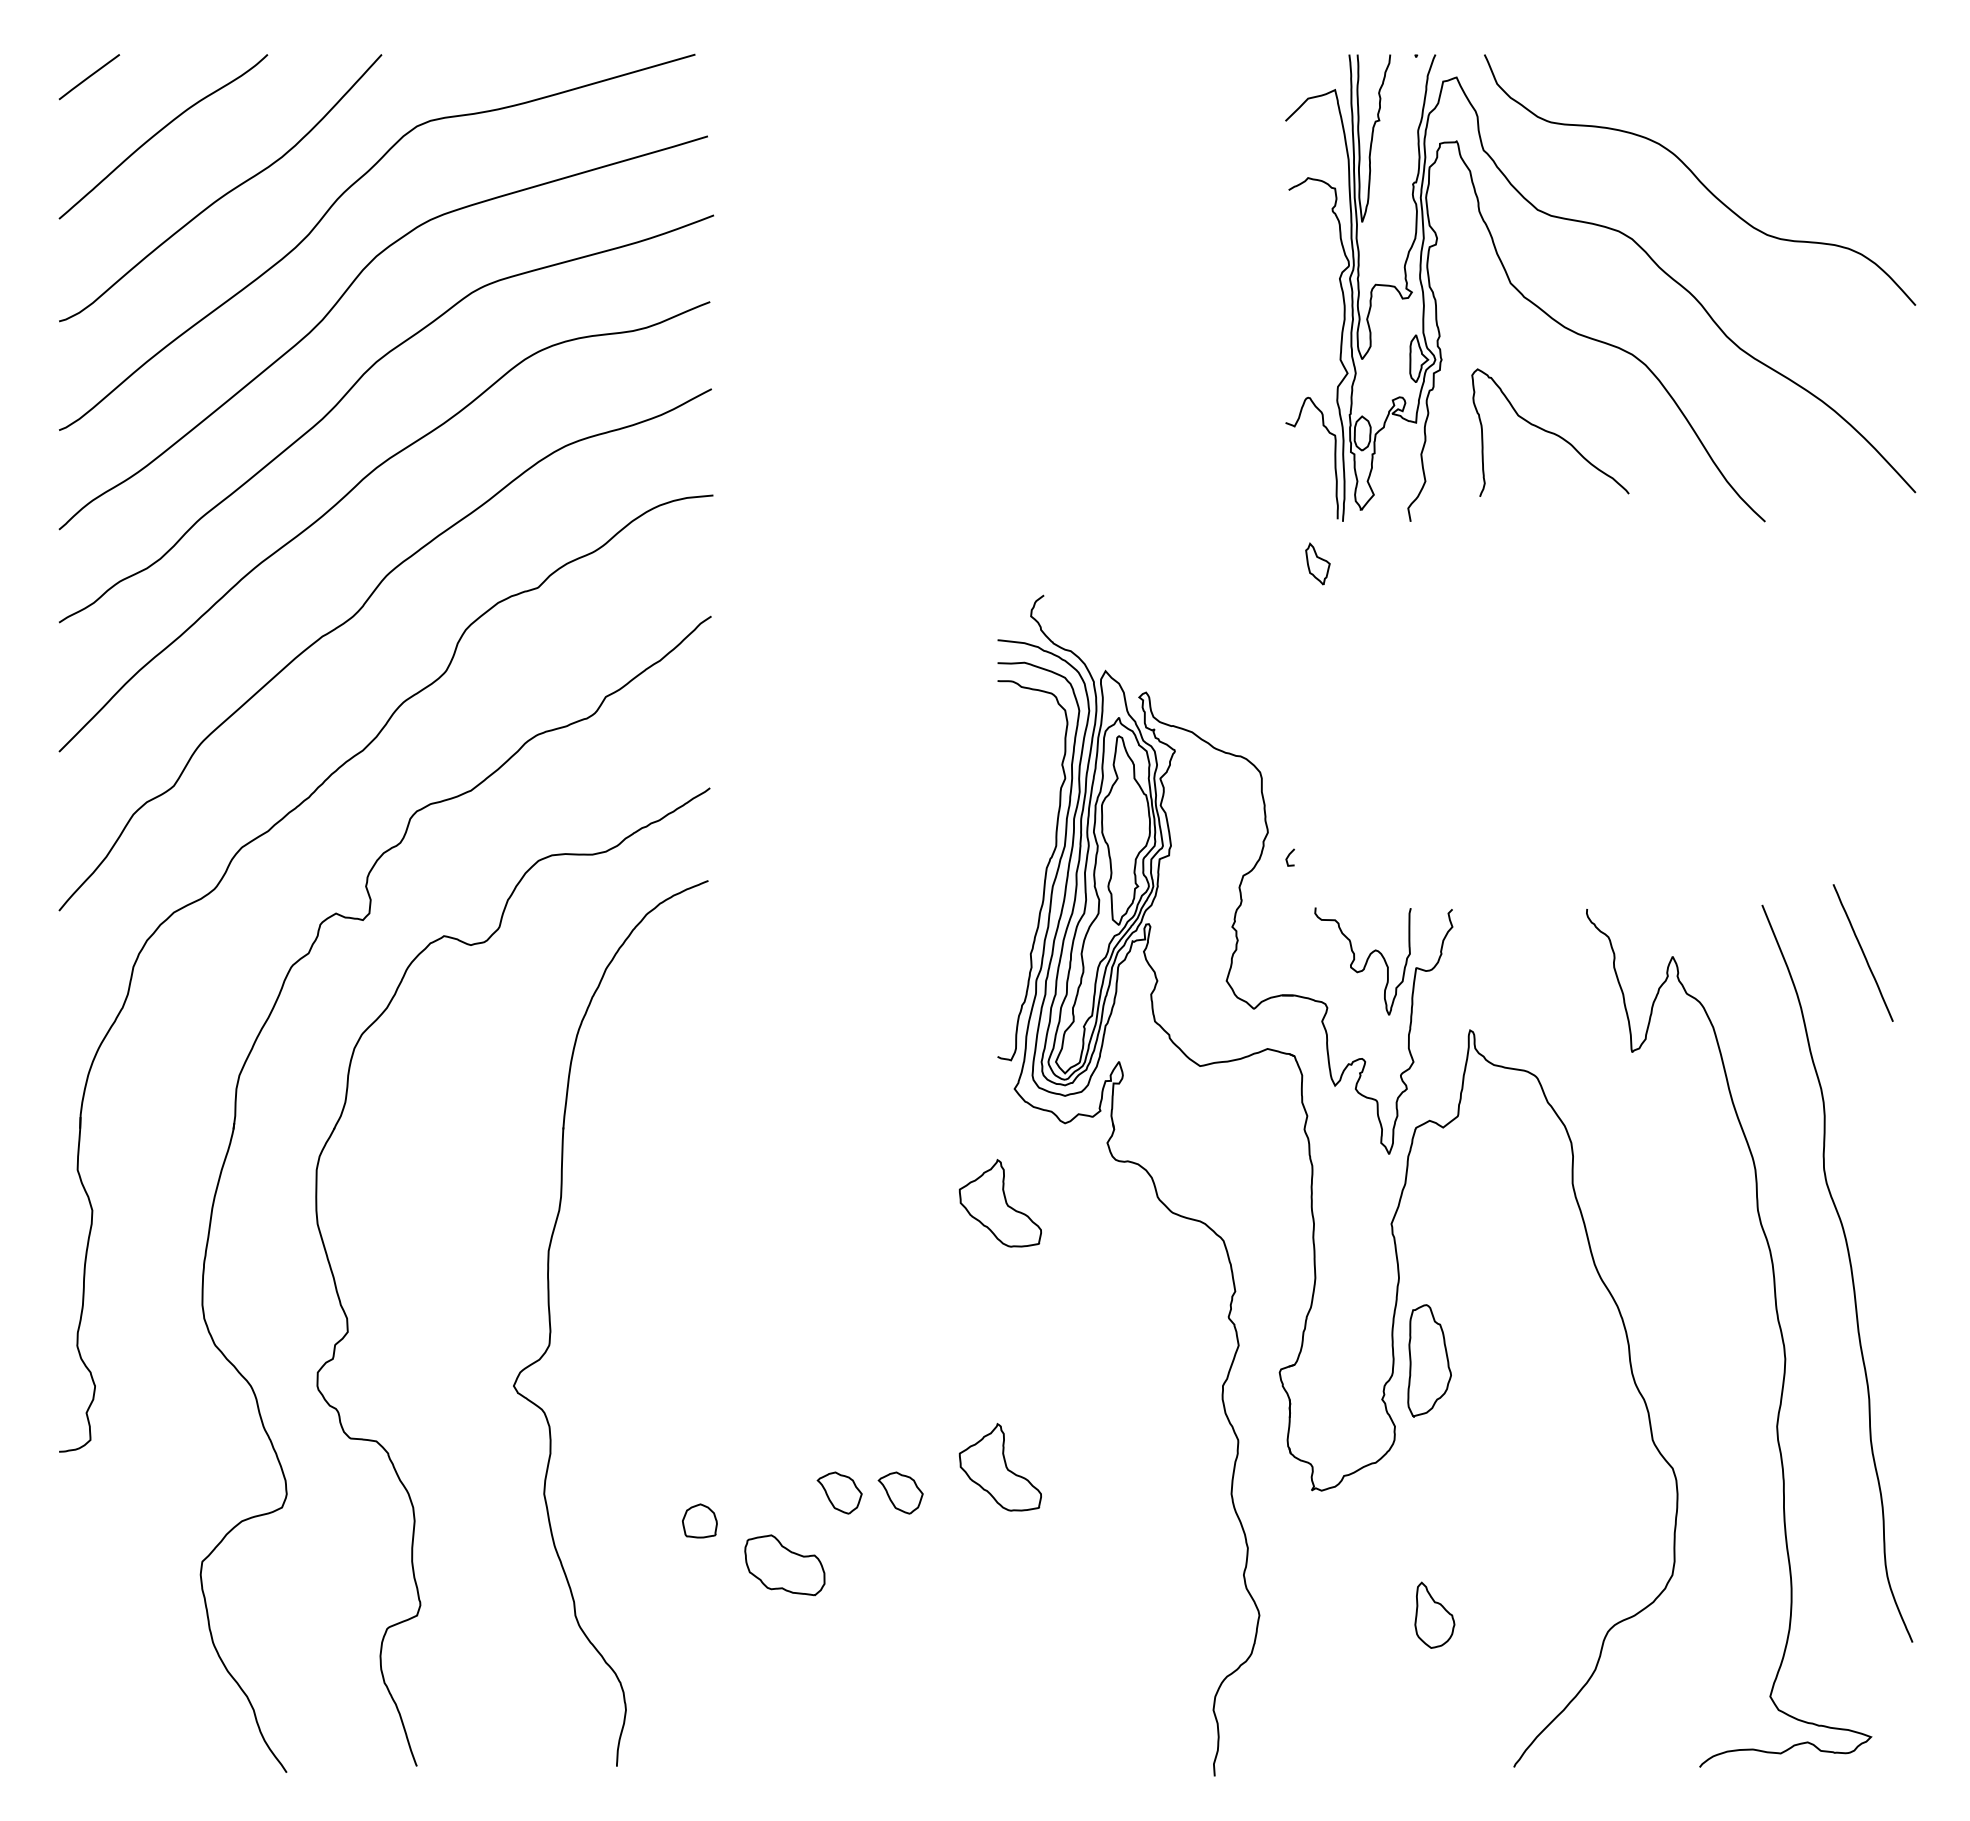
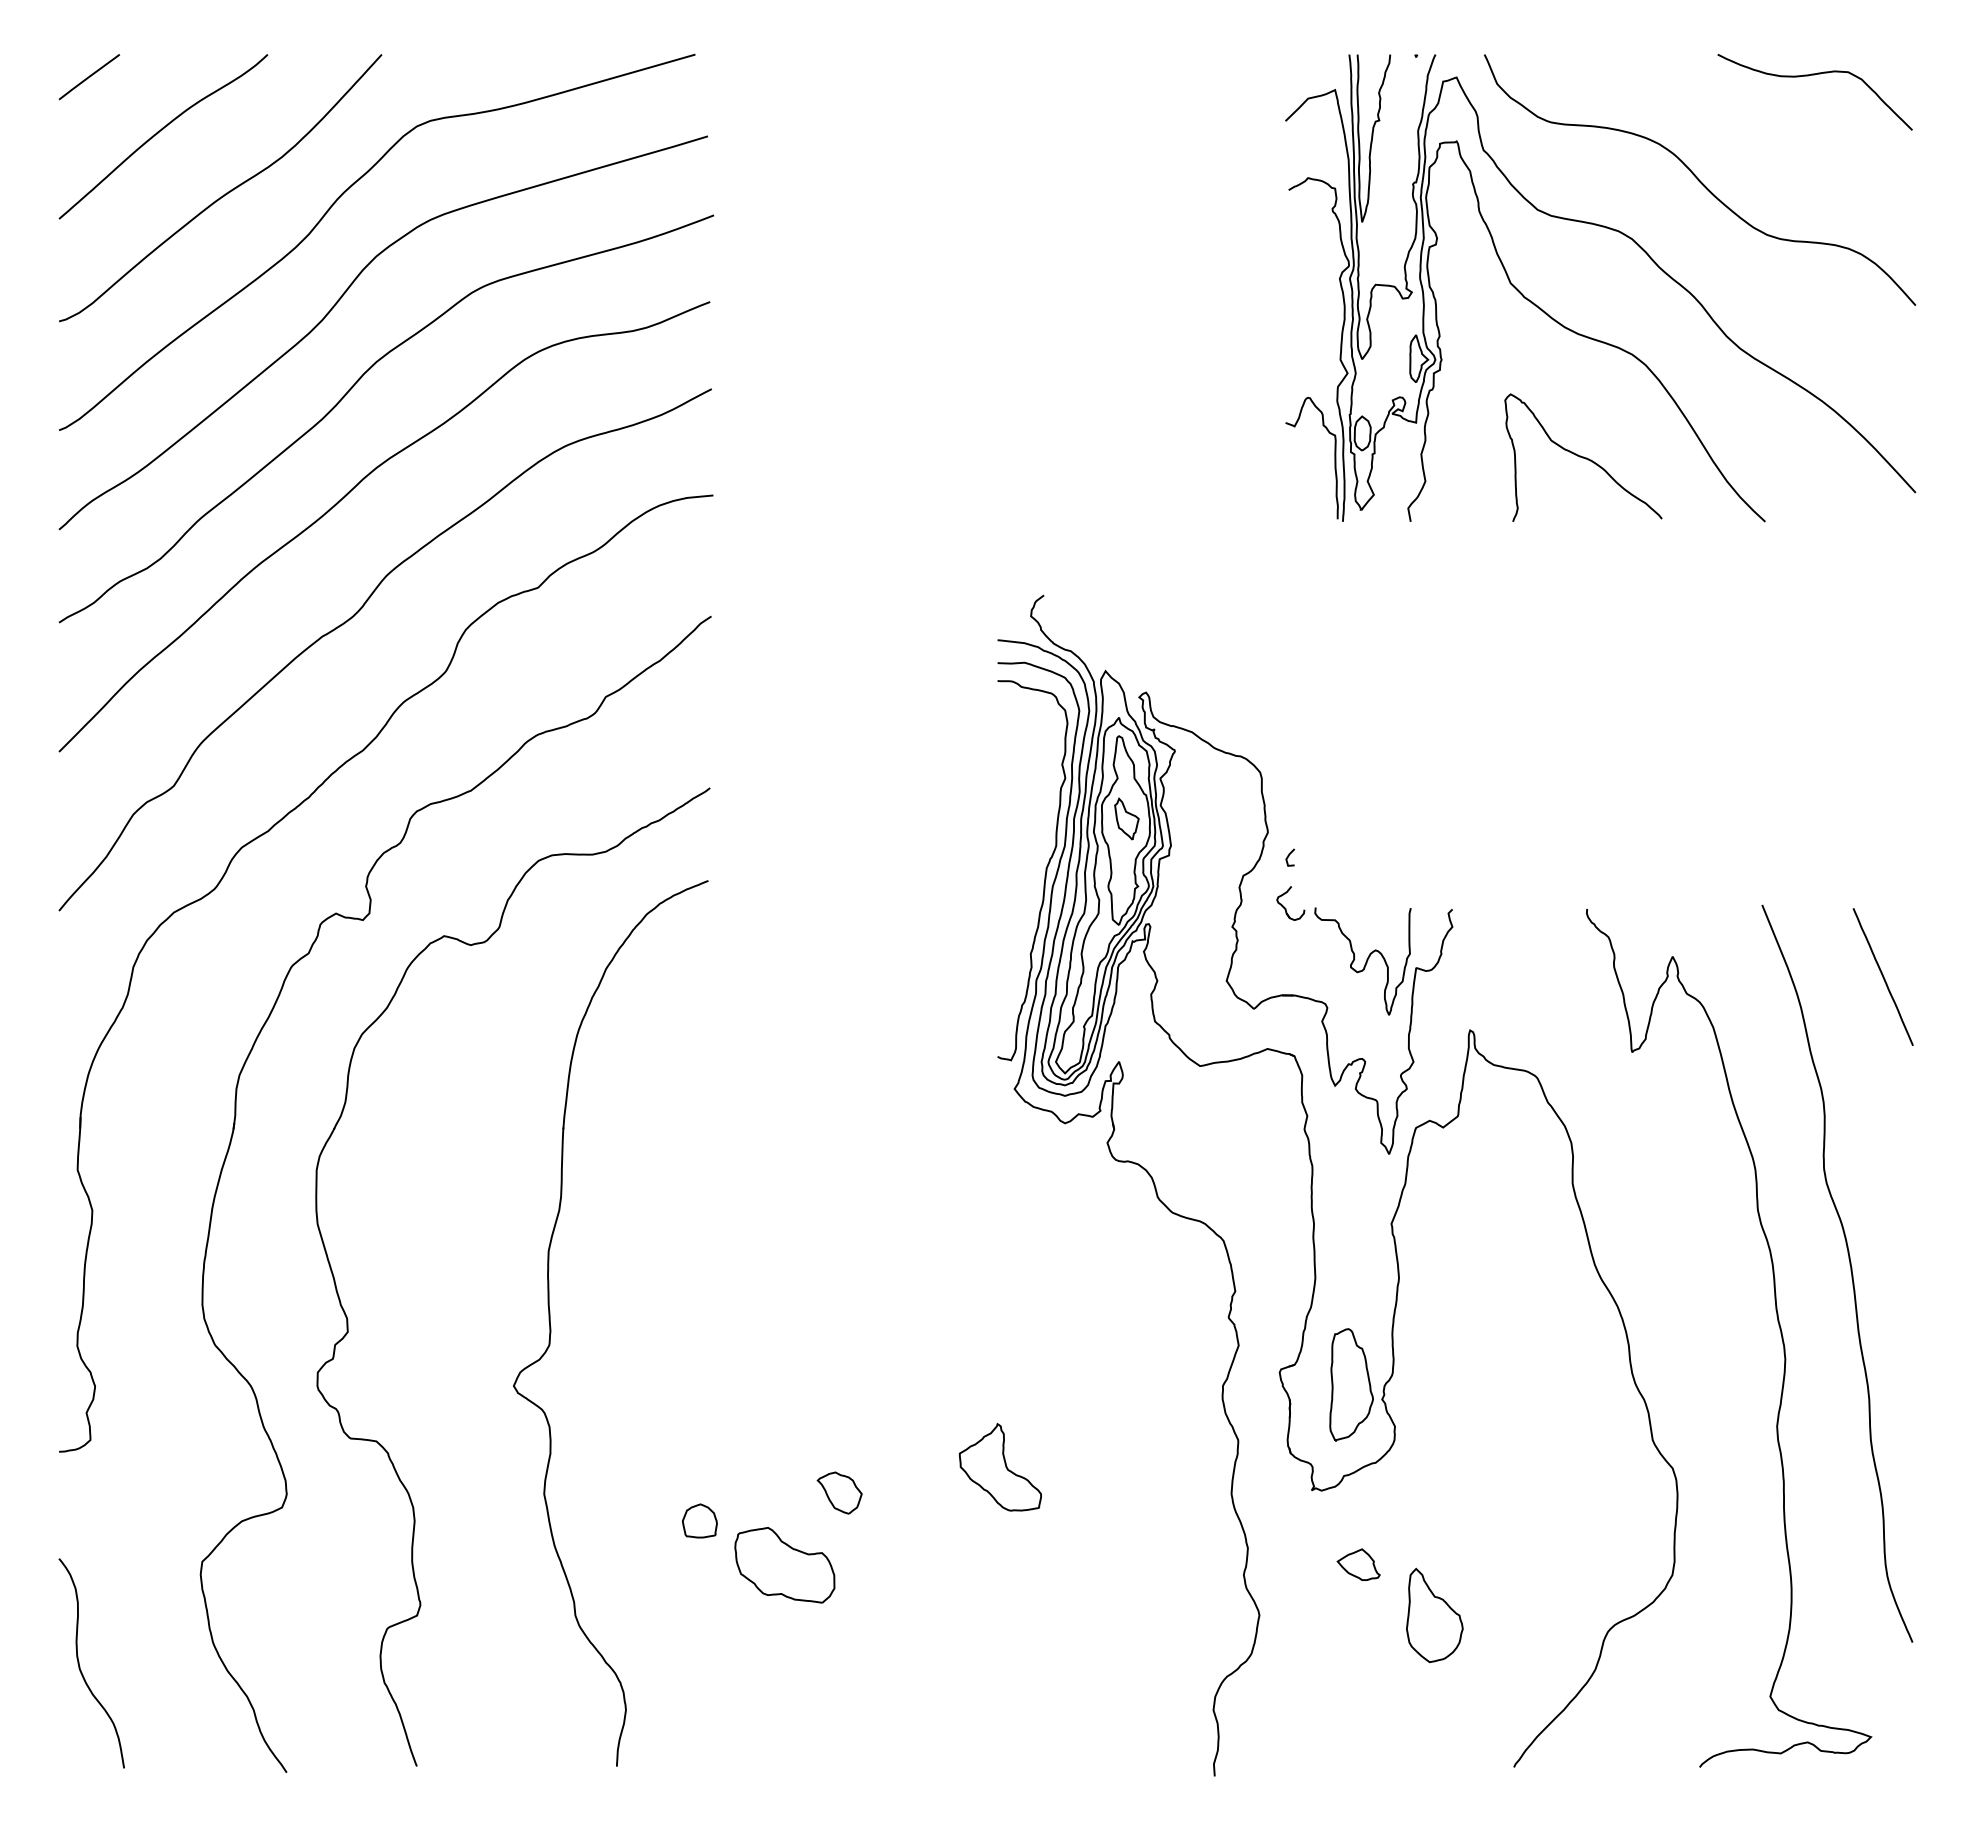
curve: none -> present (1814, 75)
curve position: (1550, 432) -> (1583, 457) (1583, 457)
part position: (1317, 563) -> (1126, 818) (1126, 818)
part: none -> present (1285, 907)
line position: (1862, 952) -> (1882, 976) (1882, 976)
part: present -> none (999, 1203)
part position: (1429, 1360) -> (1351, 1384) (1351, 1384)
part: present -> none (900, 1492)
part: none -> present (1358, 1564)
part size: 82x63 px -> 102x77 px (784, 1565)
part size: 42x68 px -> 58x96 px (1434, 1614)
curve: none -> present (80, 1666)
